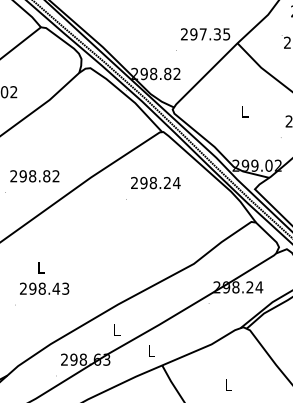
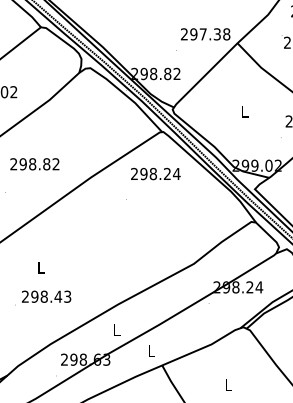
text: 297.35 -> 297.38 (226, 34)
text position: (34, 176) -> (34, 164) (34, 164)
text position: (155, 182) -> (155, 173) (155, 173)
text position: (44, 288) -> (46, 296) (46, 296)
